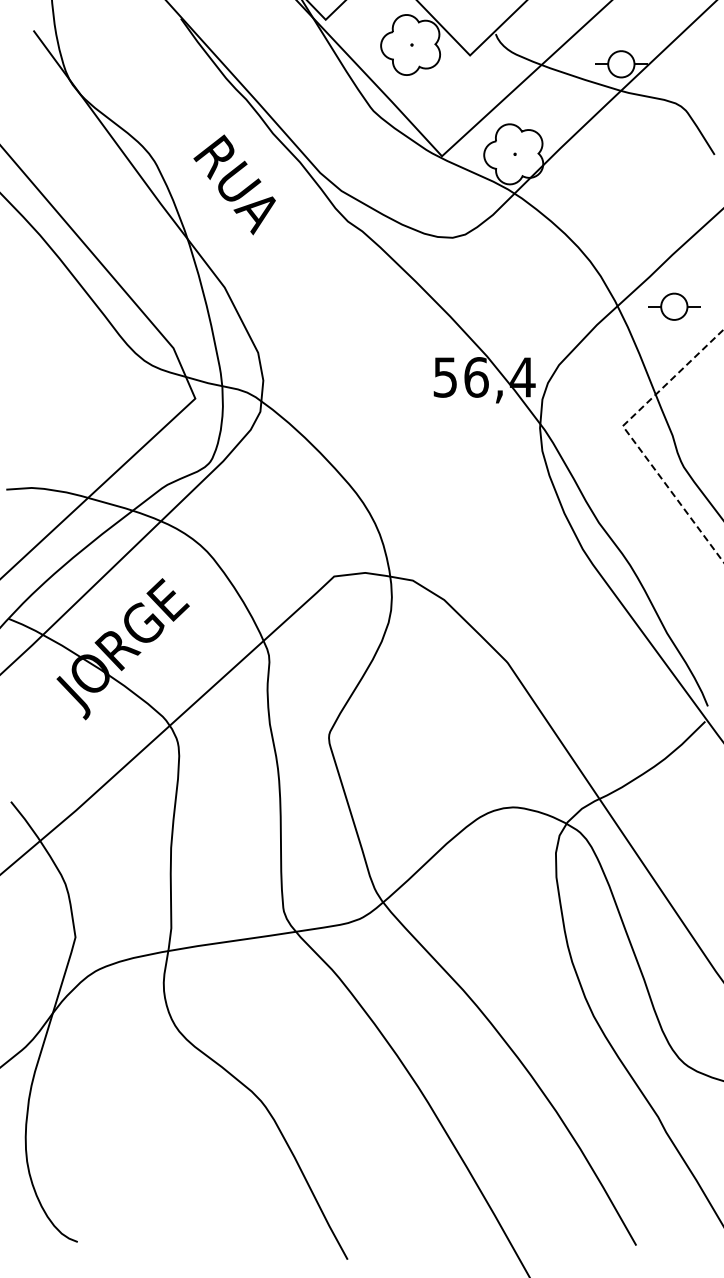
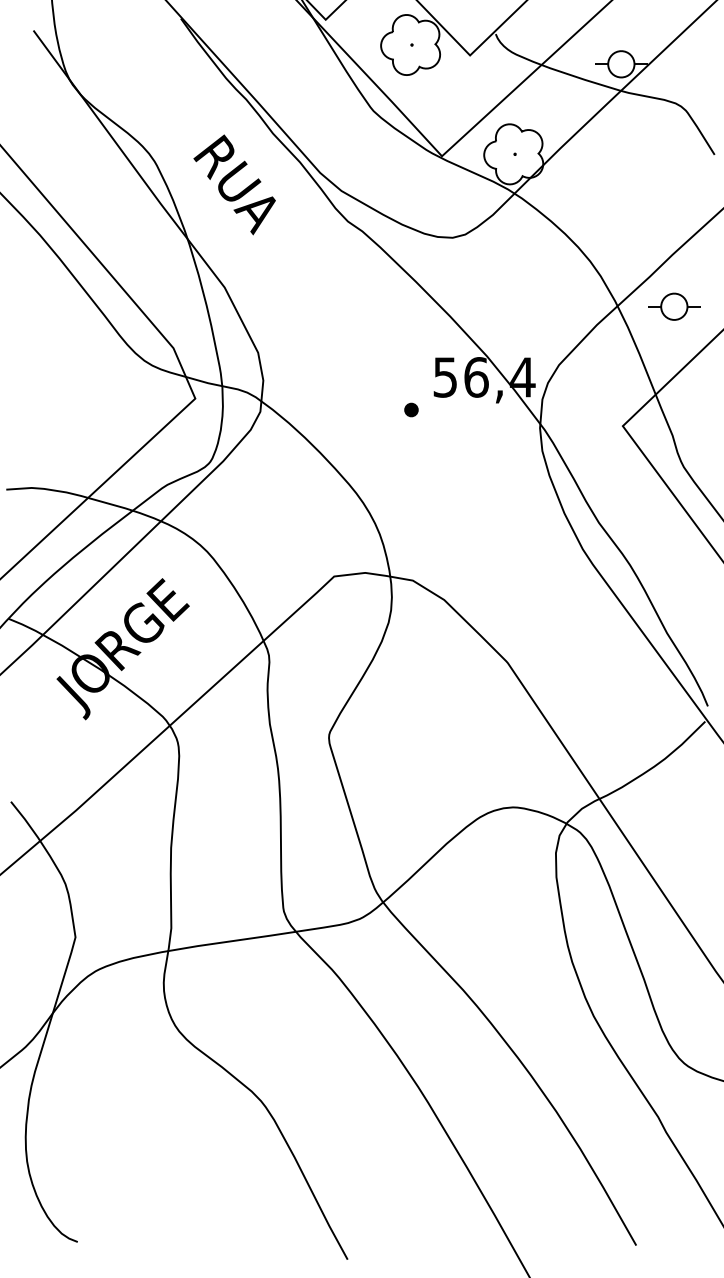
part: none -> present (411, 409)
line: dashed -> solid (631, 438)
